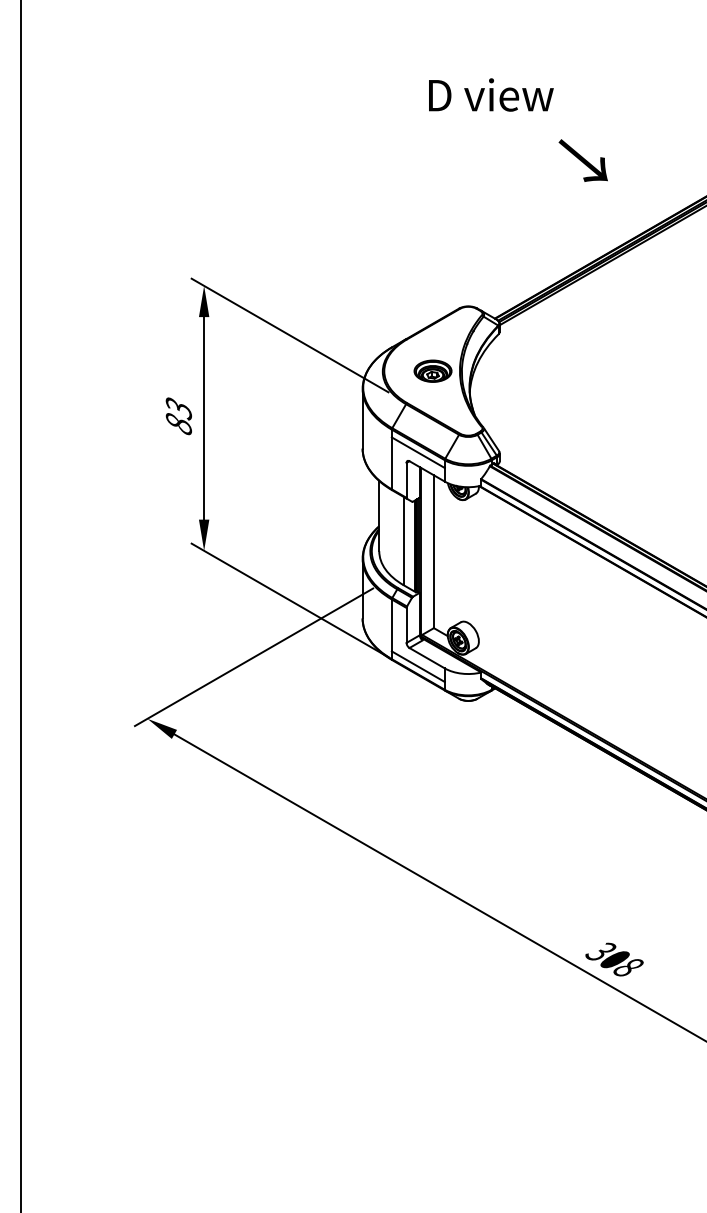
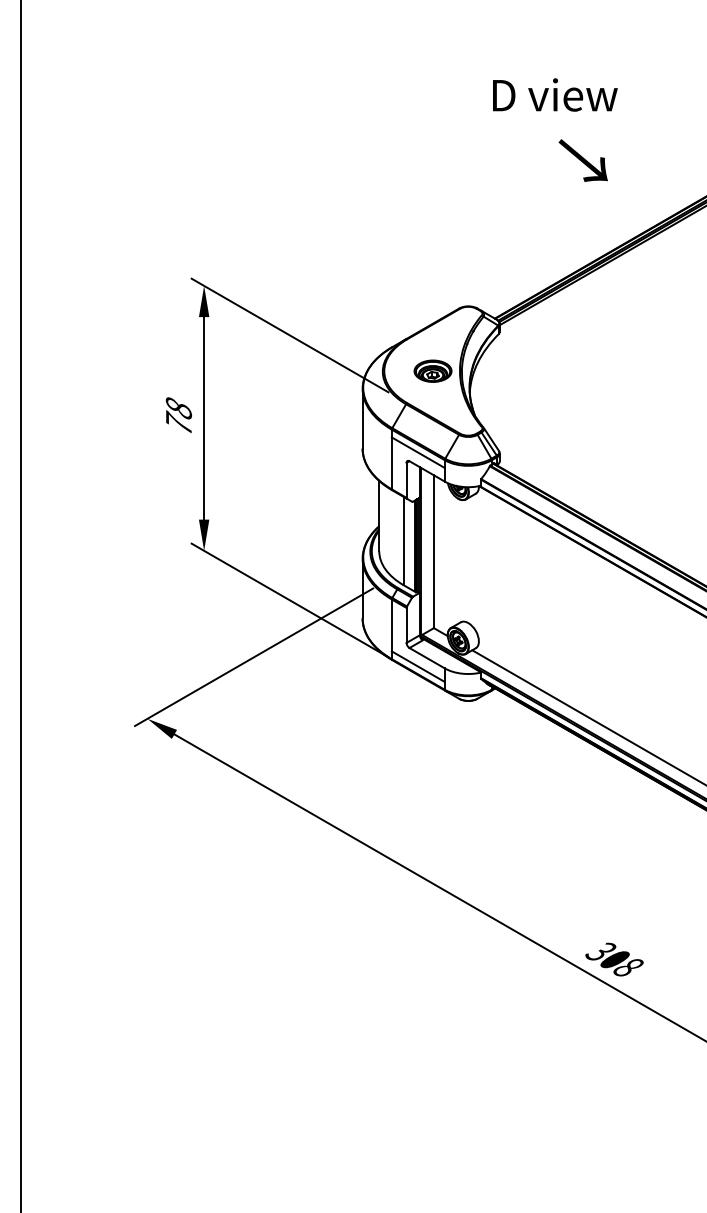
text position: (491, 94) -> (555, 94) (555, 94)
text: 83 -> 78 (178, 416)
line: none -> present (587, 716)
